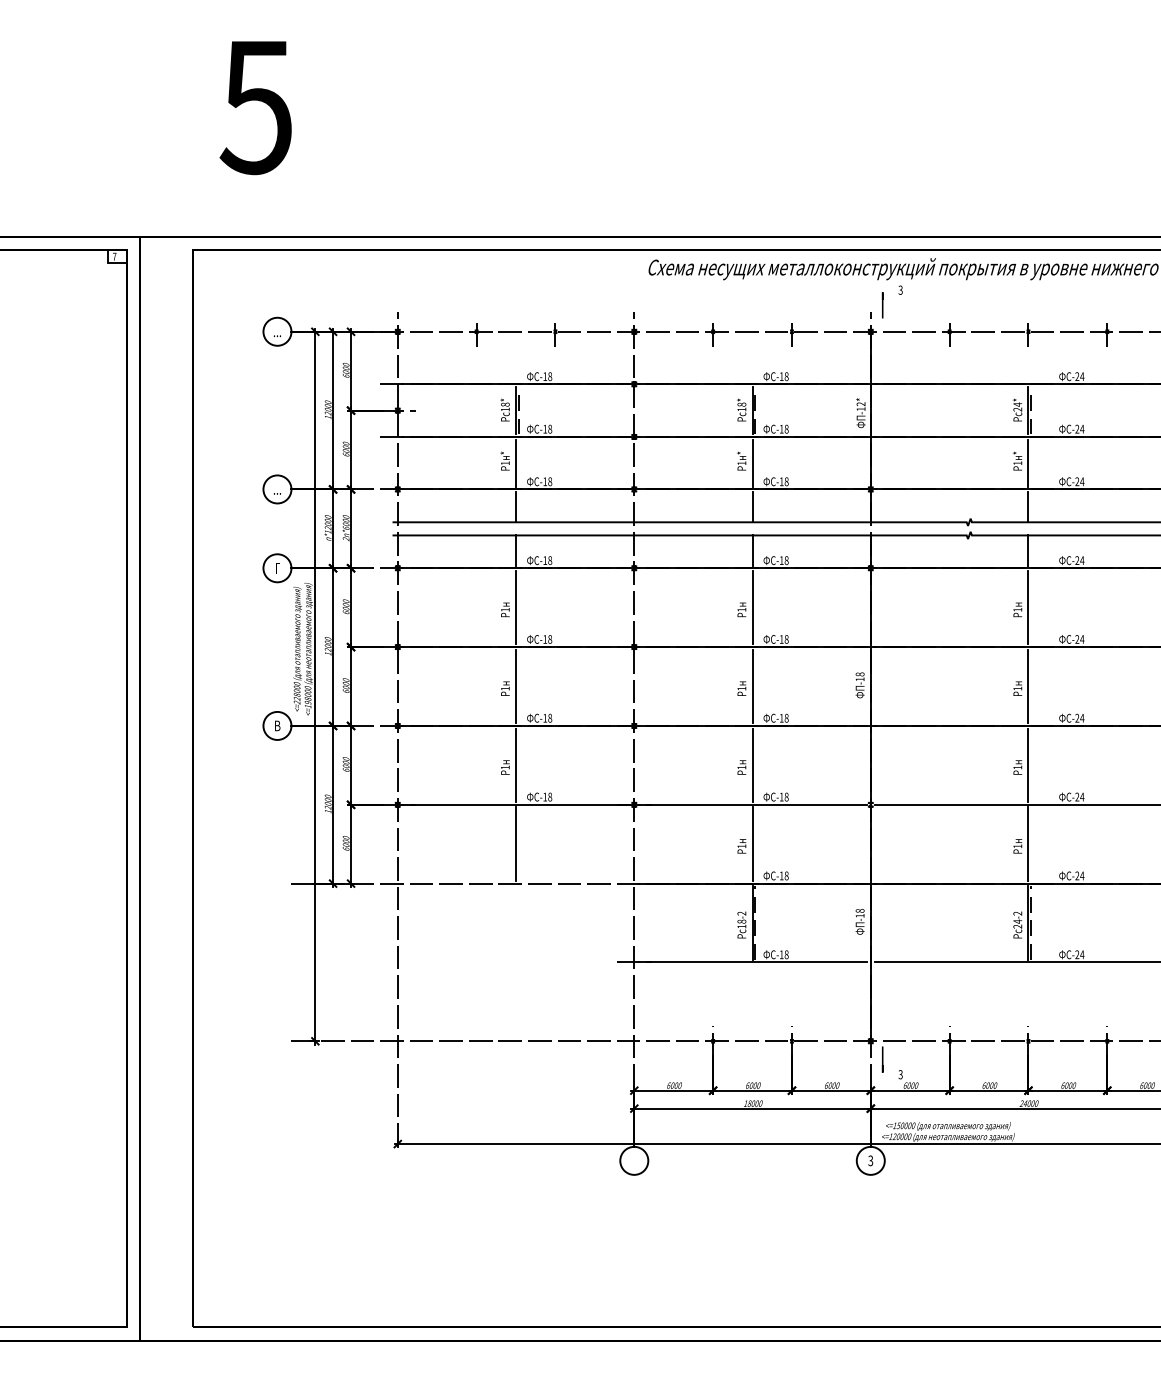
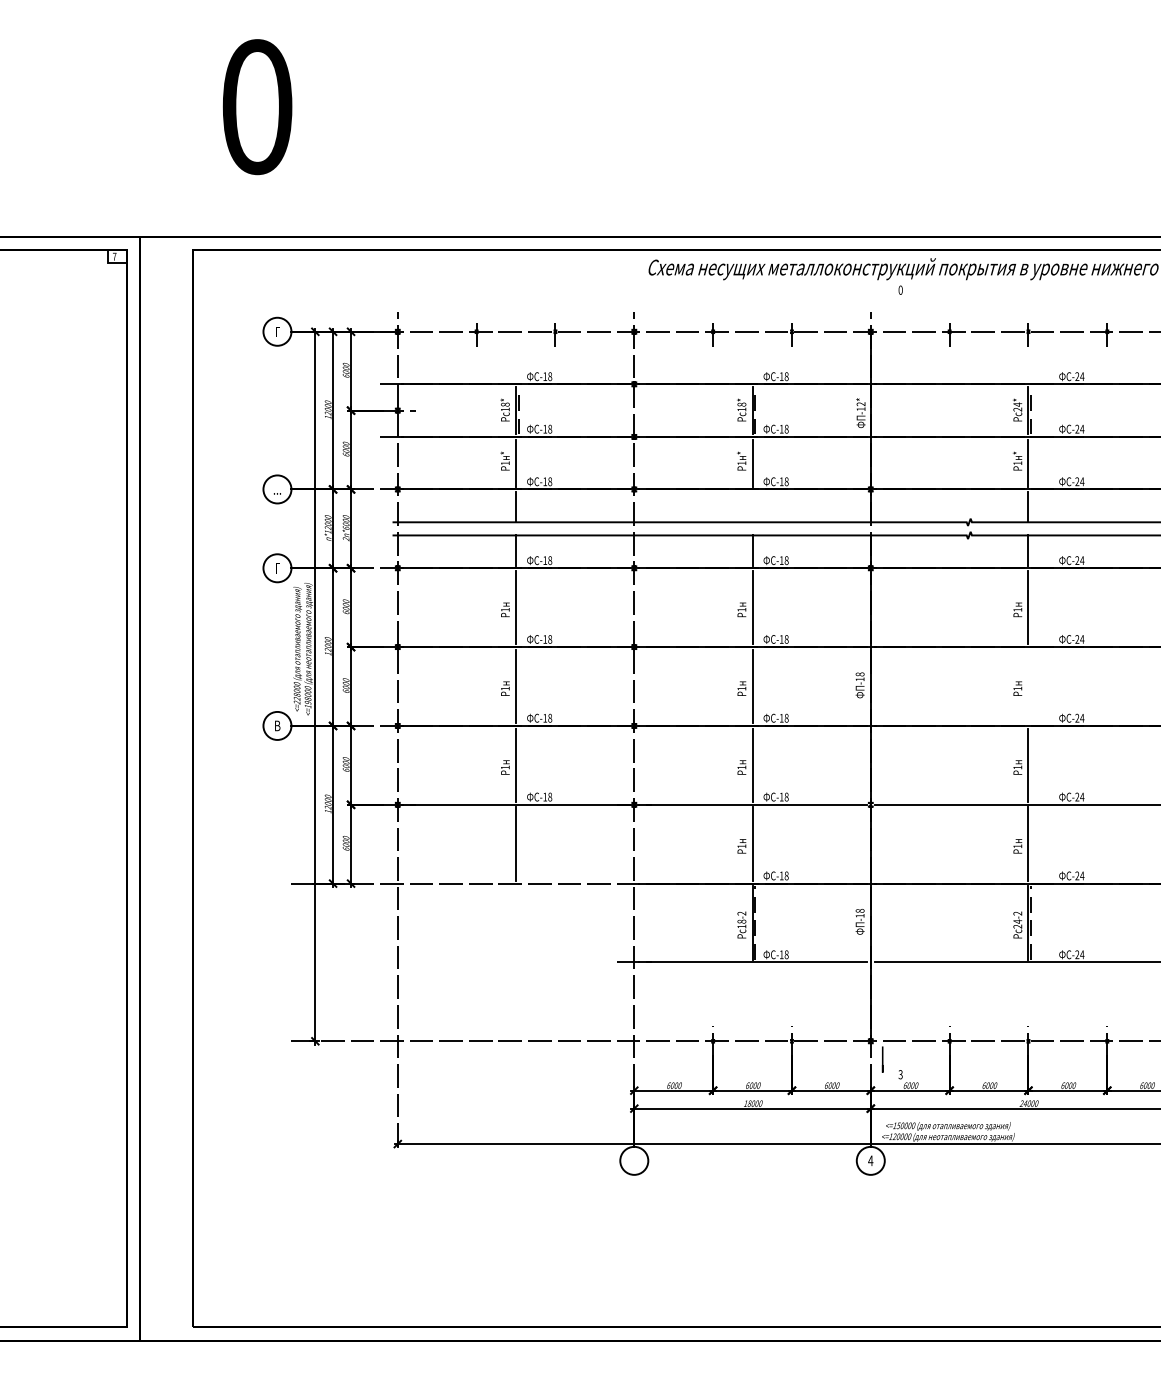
text: 5 -> 0 (255, 107)
text: 3 -> 0 (900, 289)
line: present -> none (882, 305)
text: ... -> Г (277, 332)
line: present -> none (752, 507)
line: present -> none (1028, 686)
text: 3 -> 4 (870, 1160)
